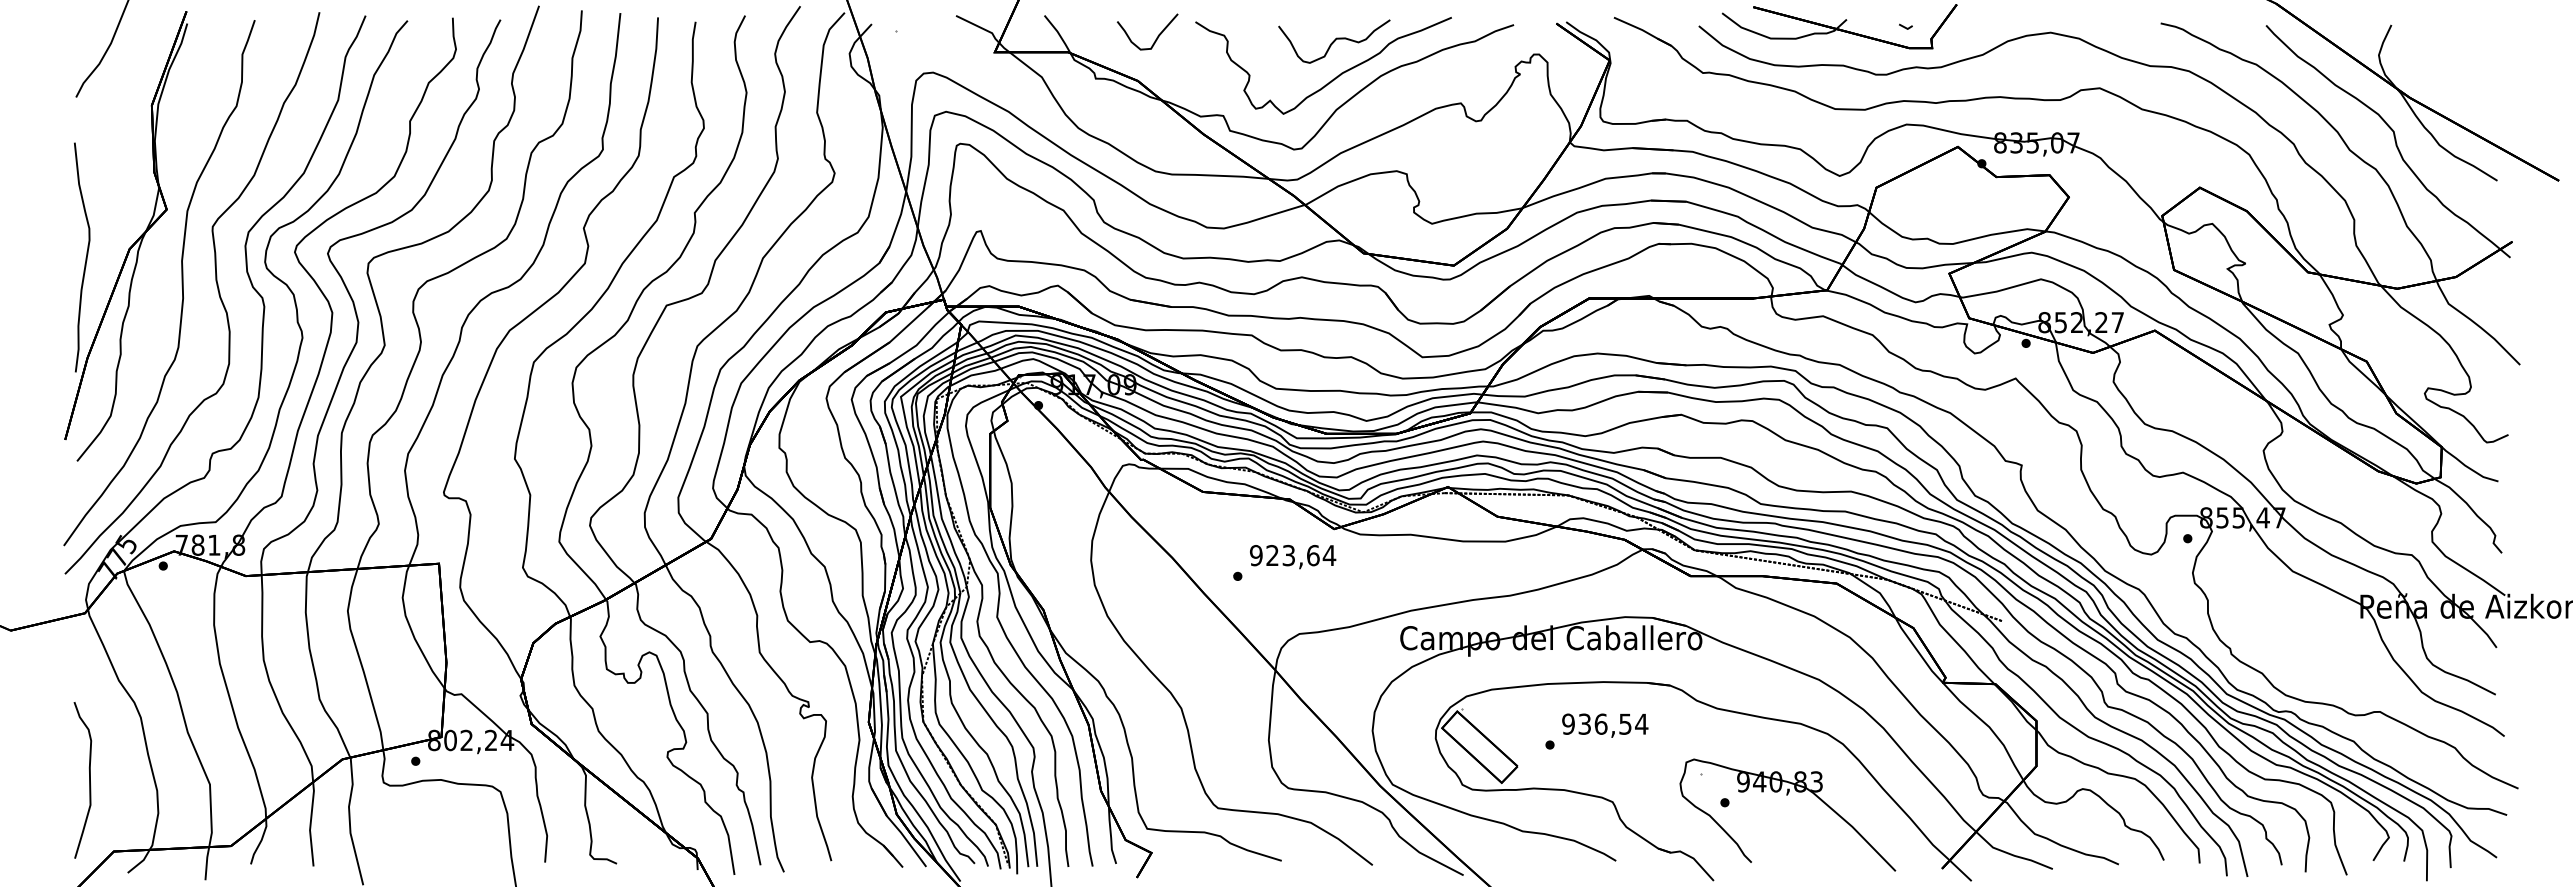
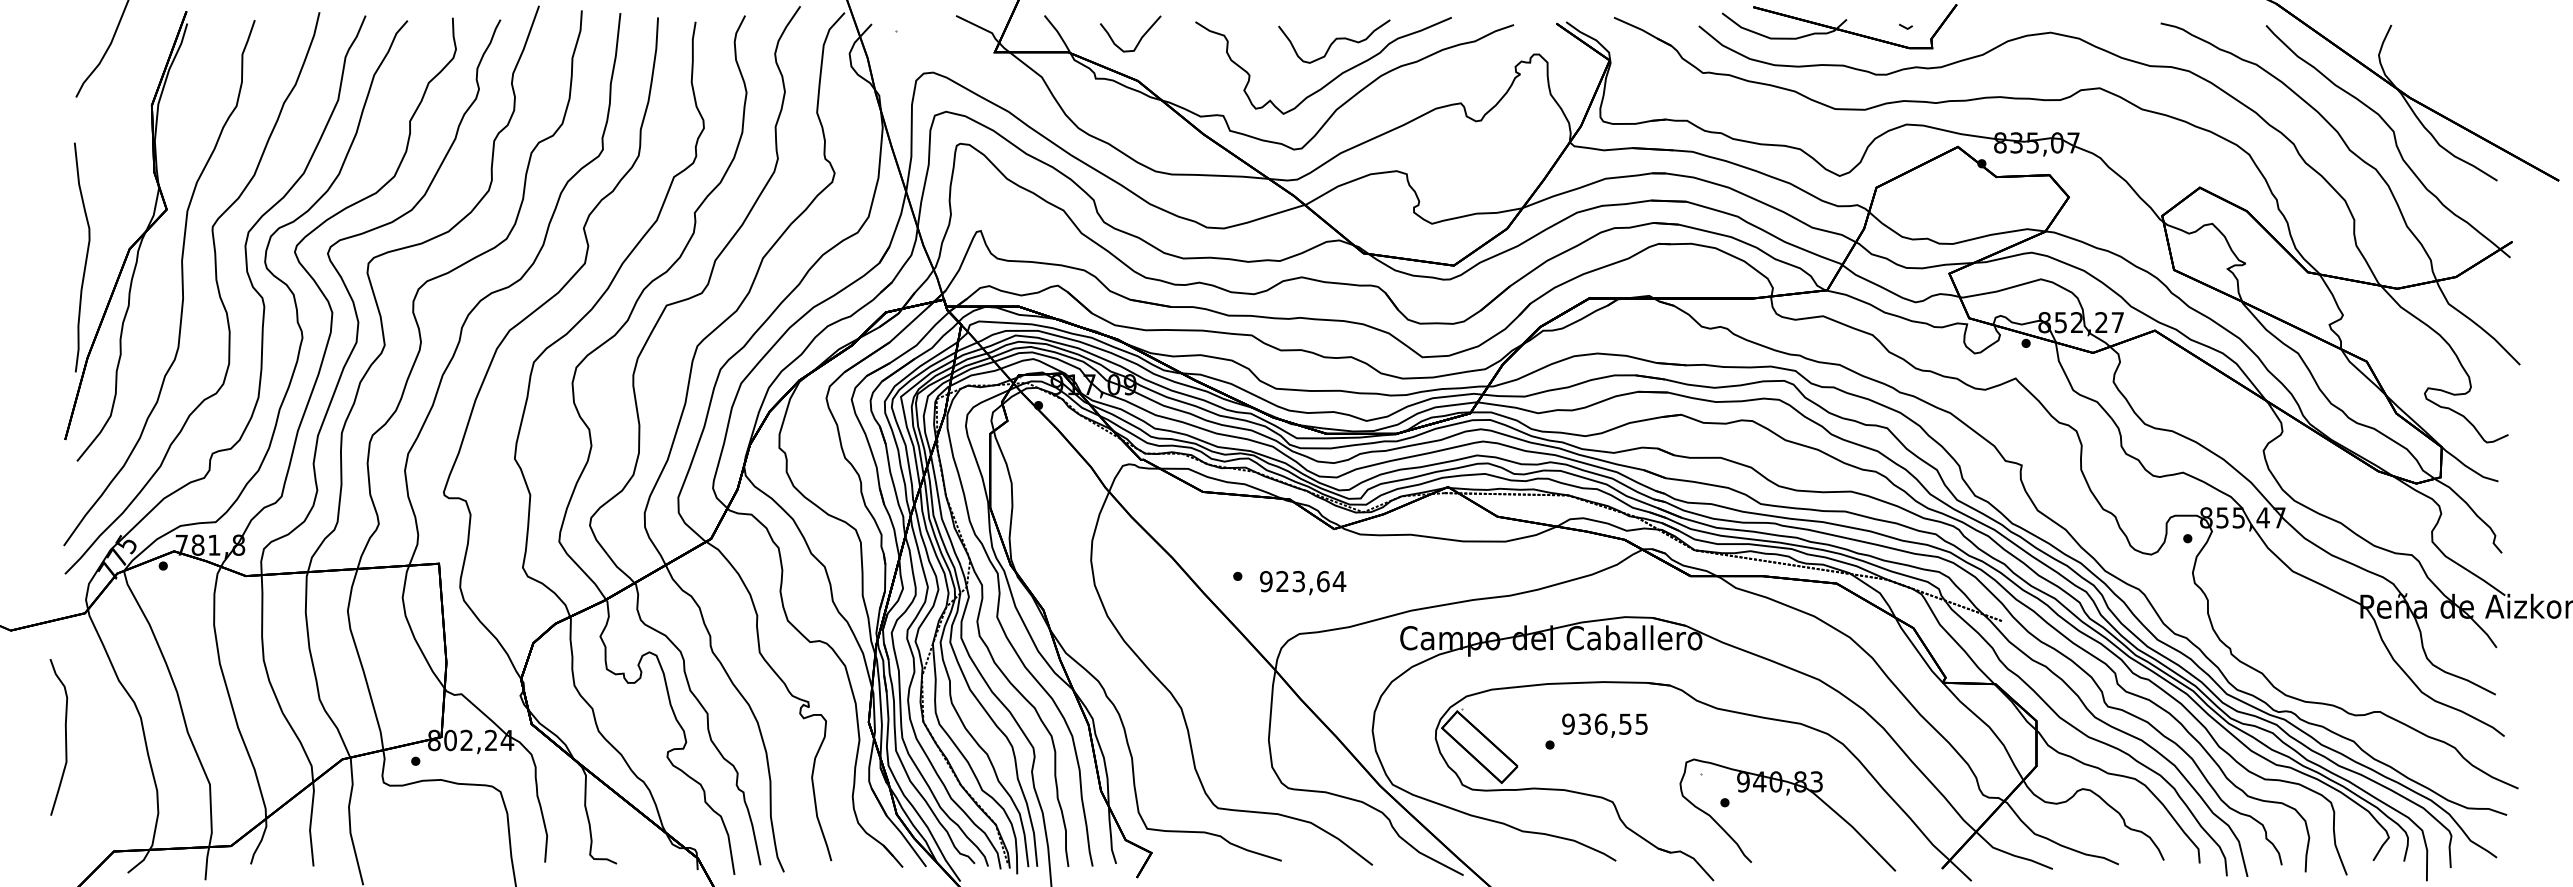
curve position: (1156, 37) -> (1139, 39) (1139, 39)
text position: (1293, 557) -> (1303, 583) (1303, 583)
text: 936,54 -> 936,55 (1641, 723)
curve position: (89, 780) -> (65, 737) (65, 737)
